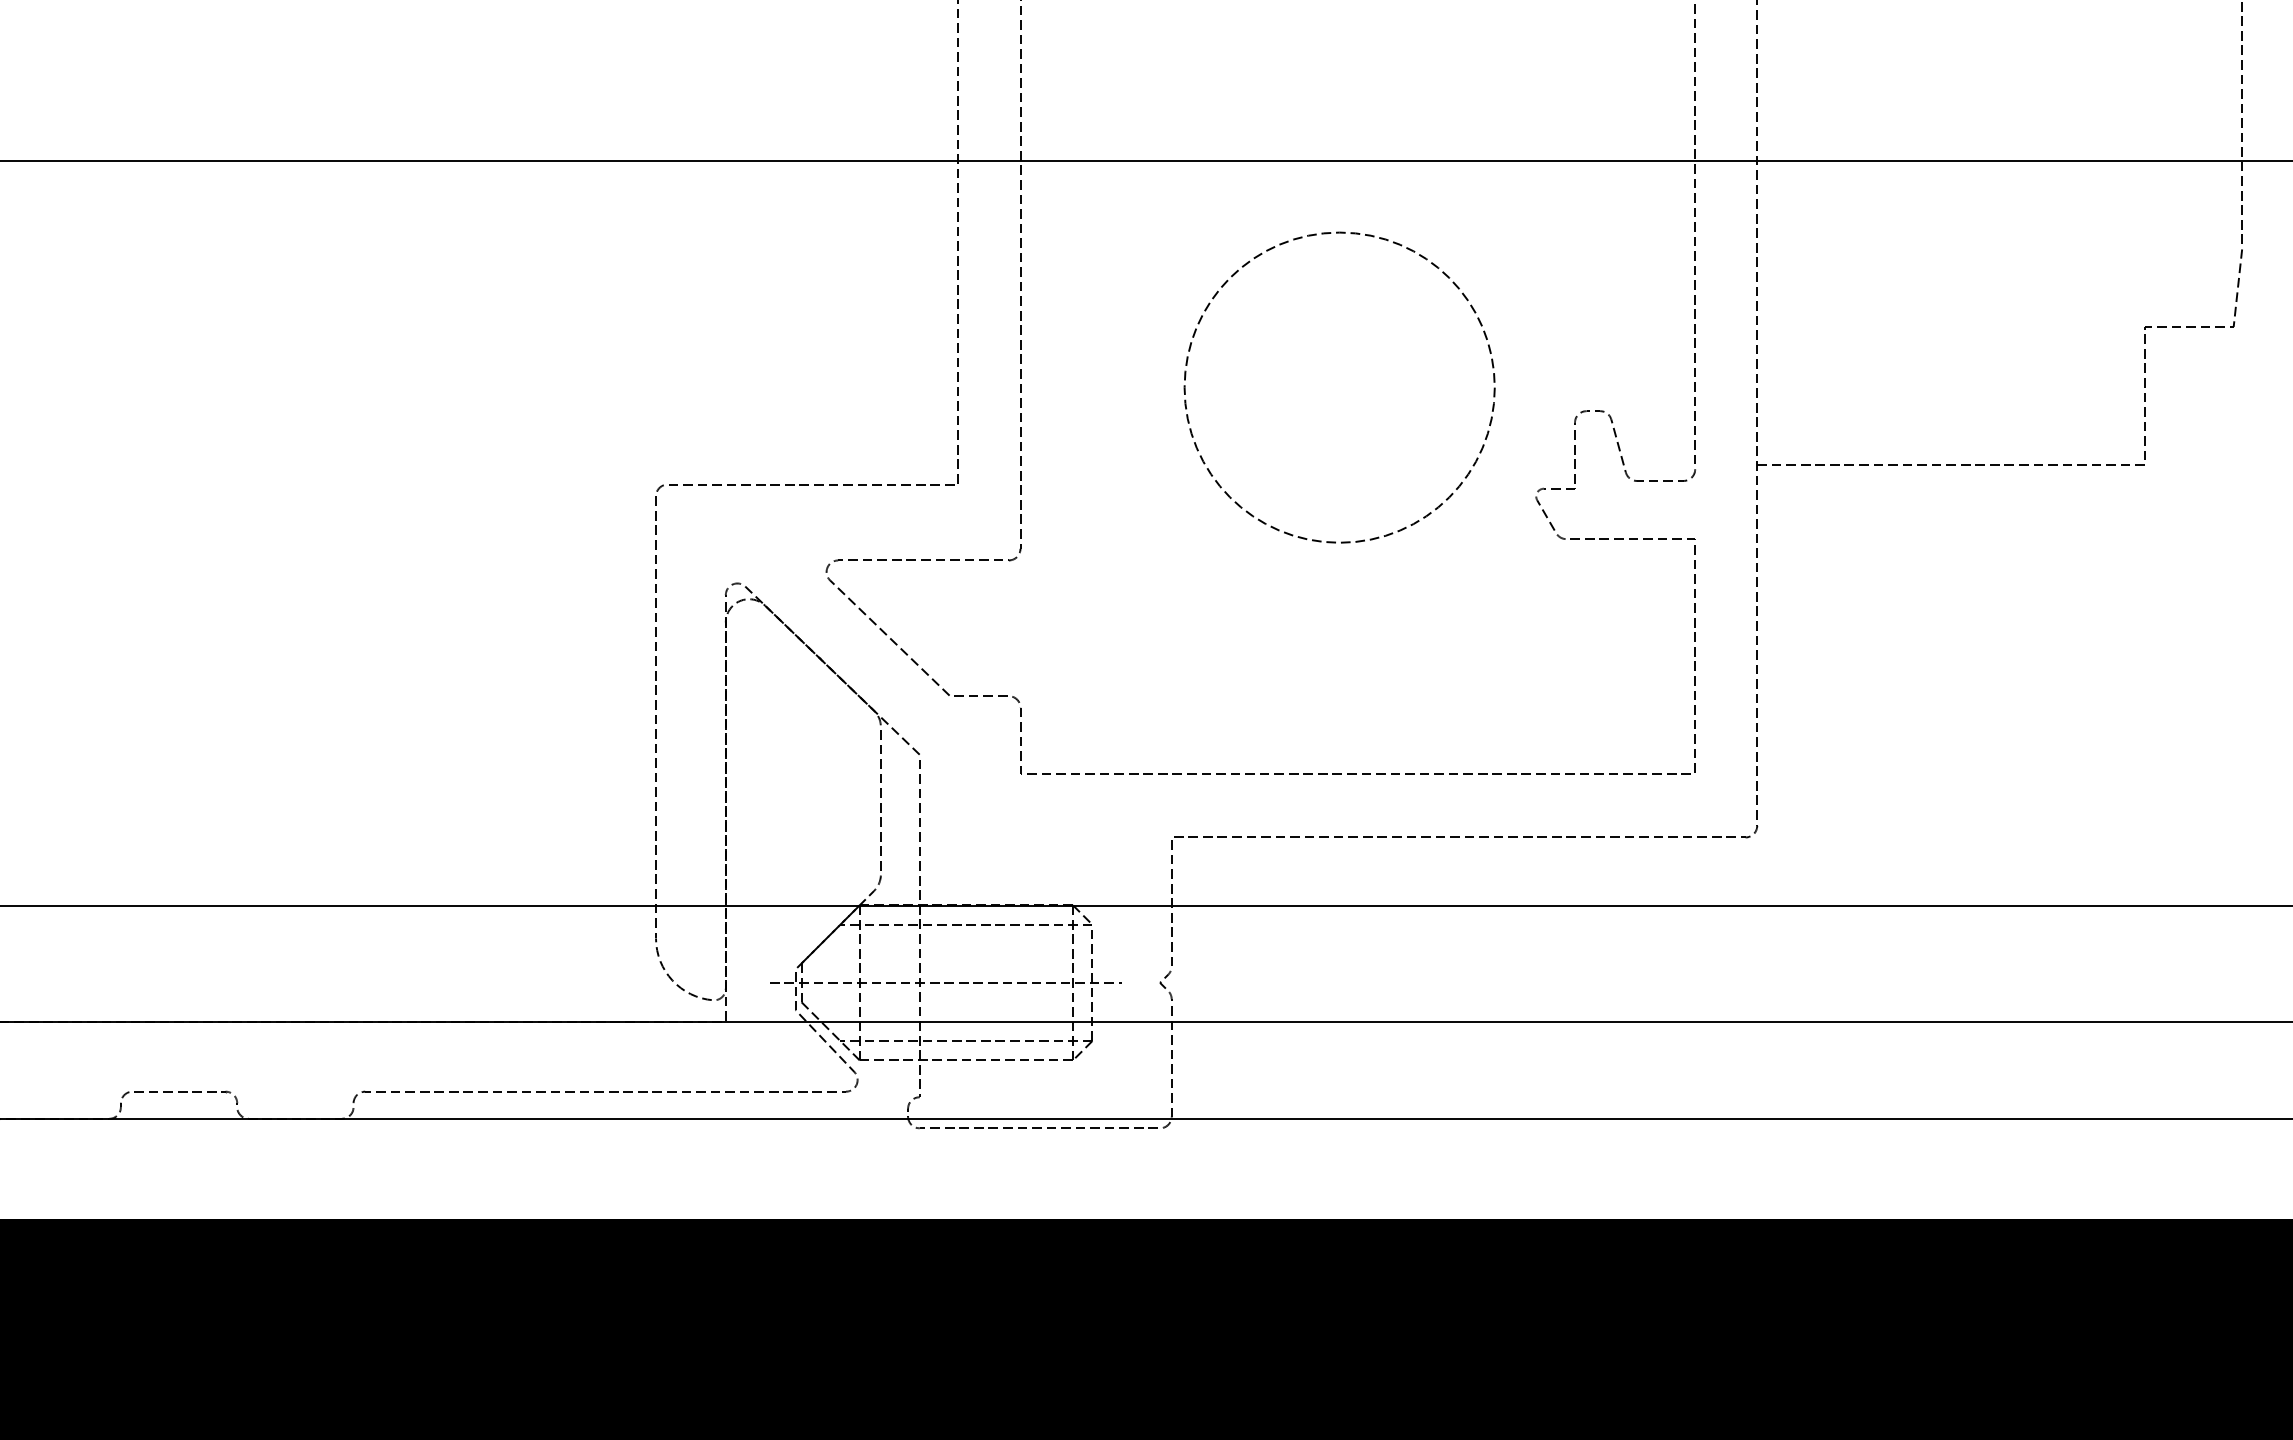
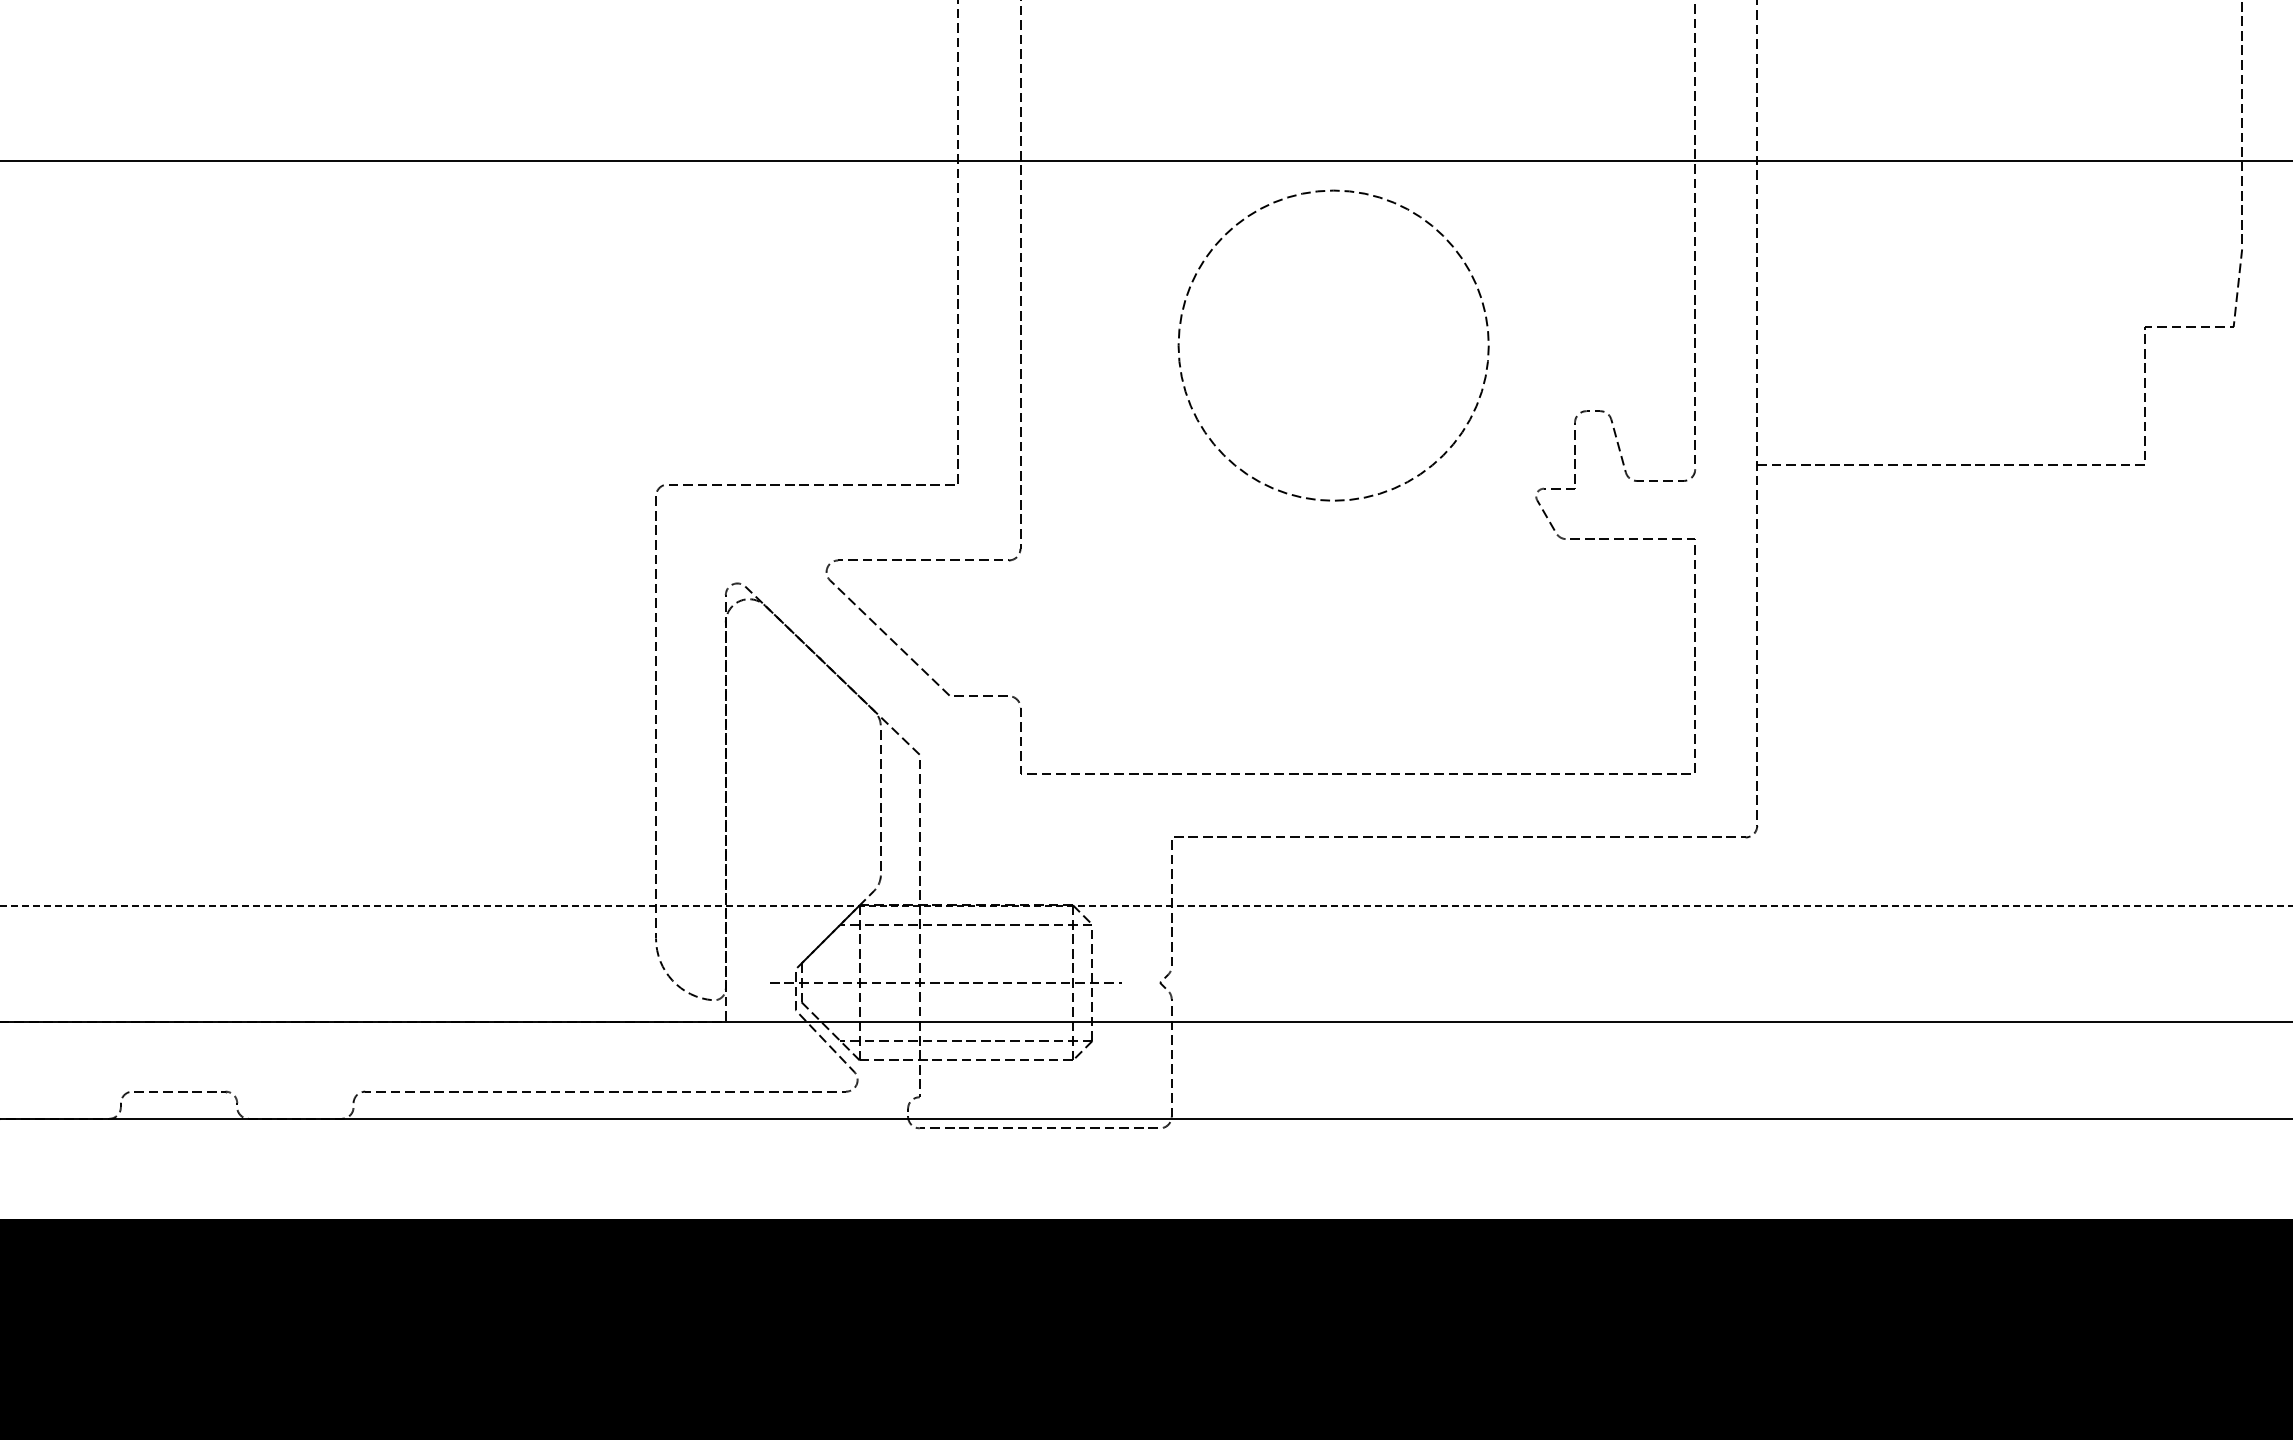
circle position: (1339, 387) -> (1333, 345) (1333, 345)
line: solid -> dashed (1146, 905)
